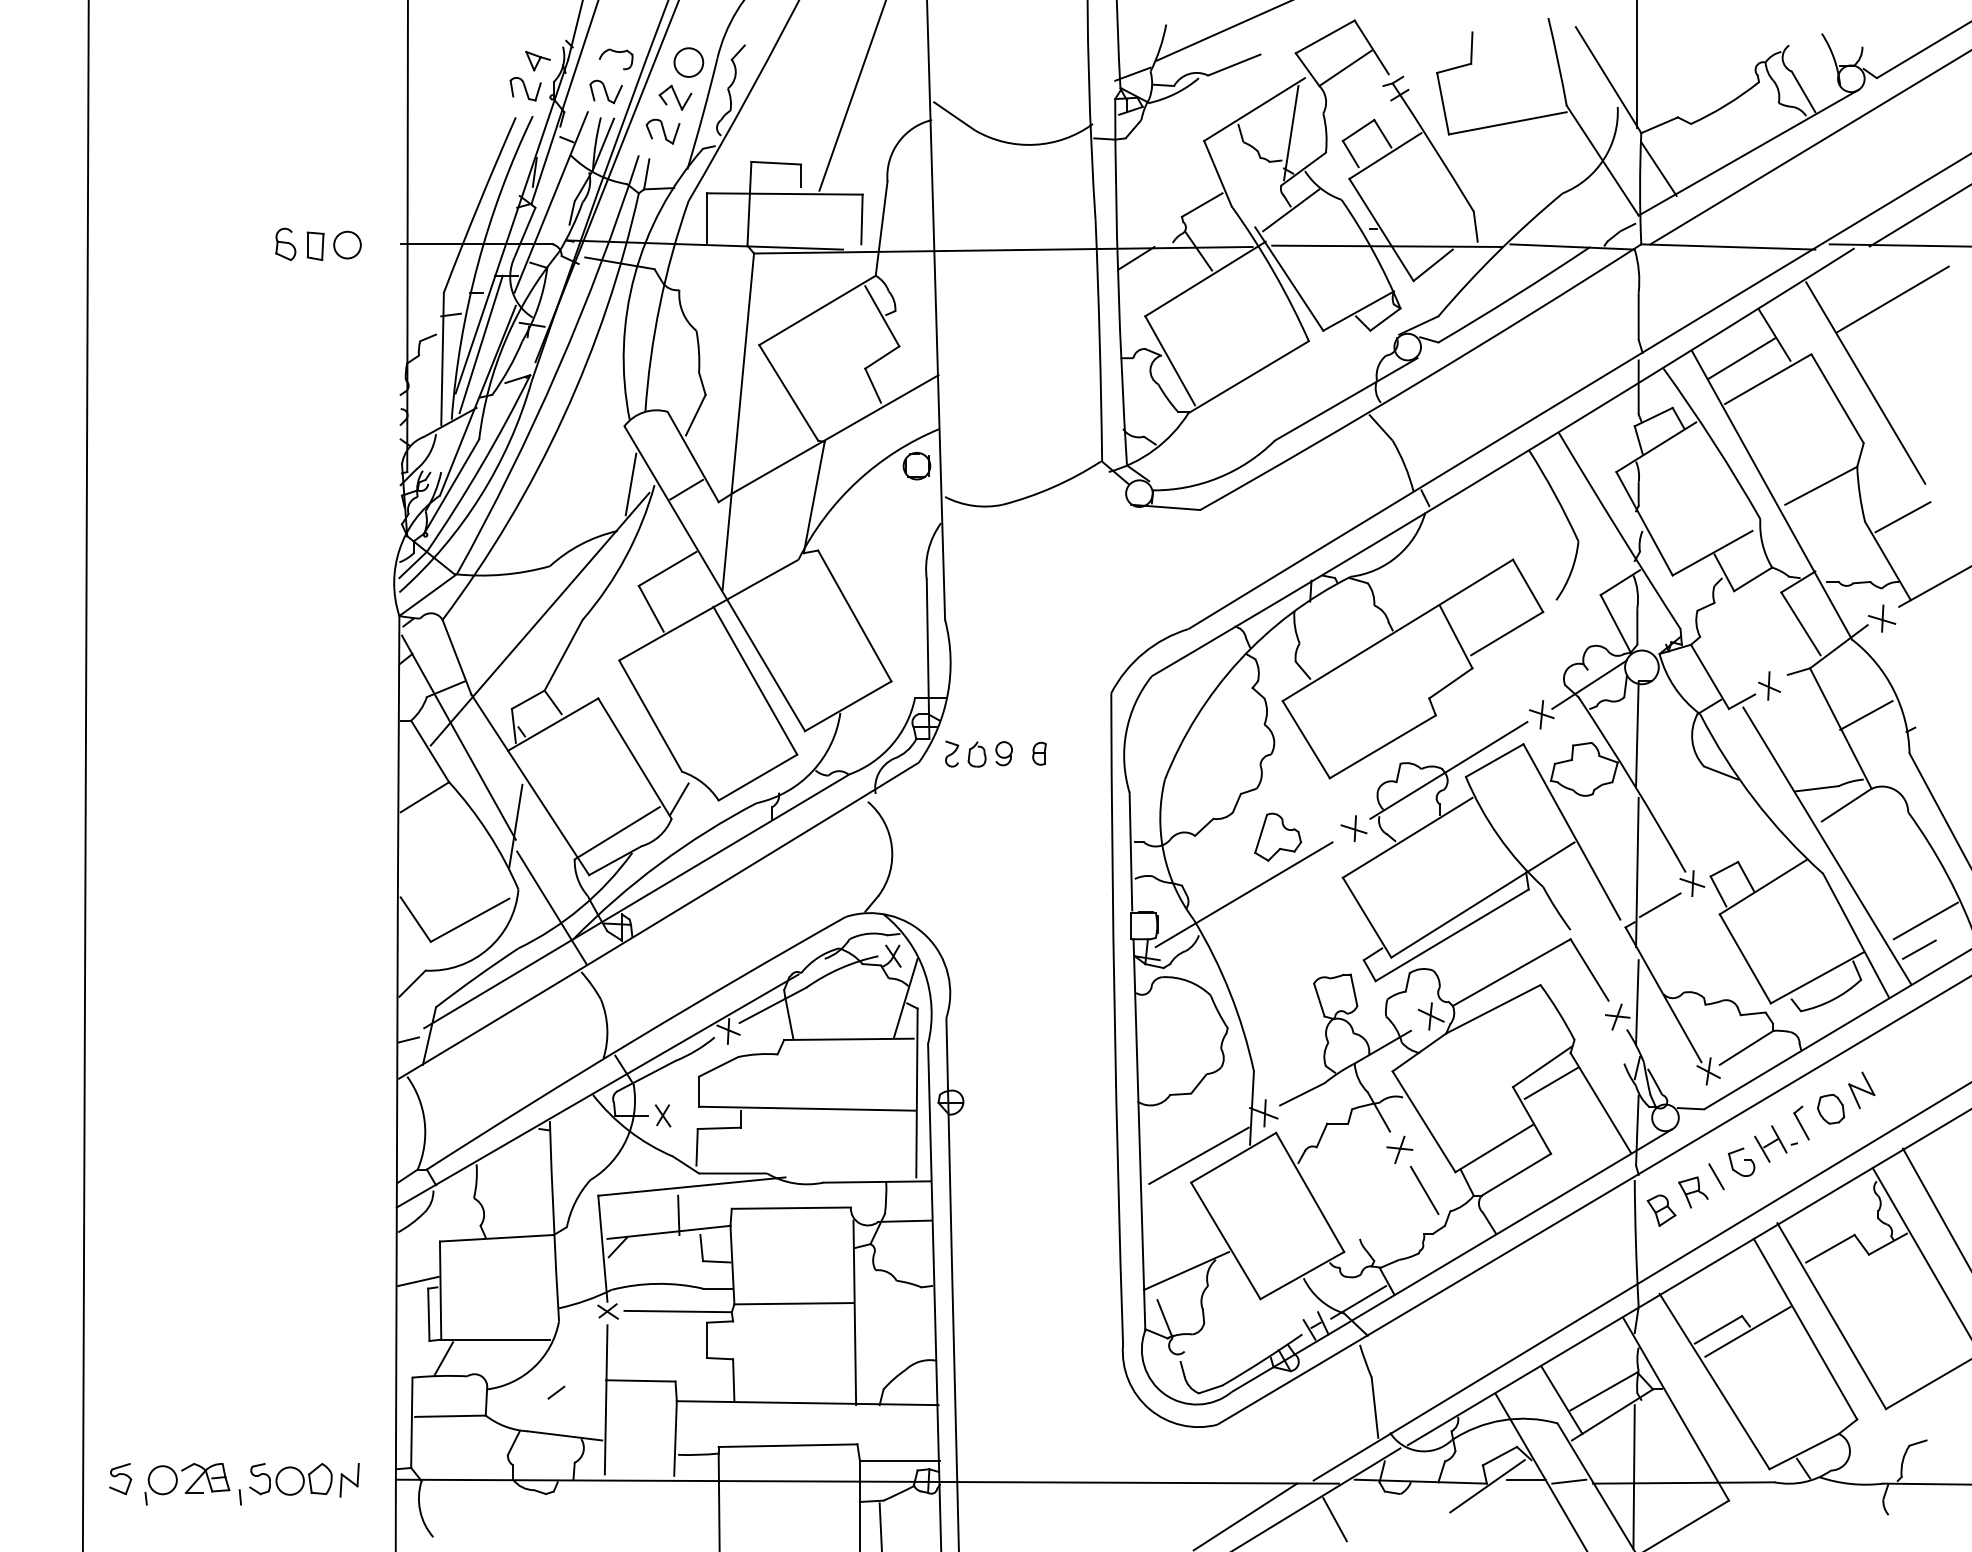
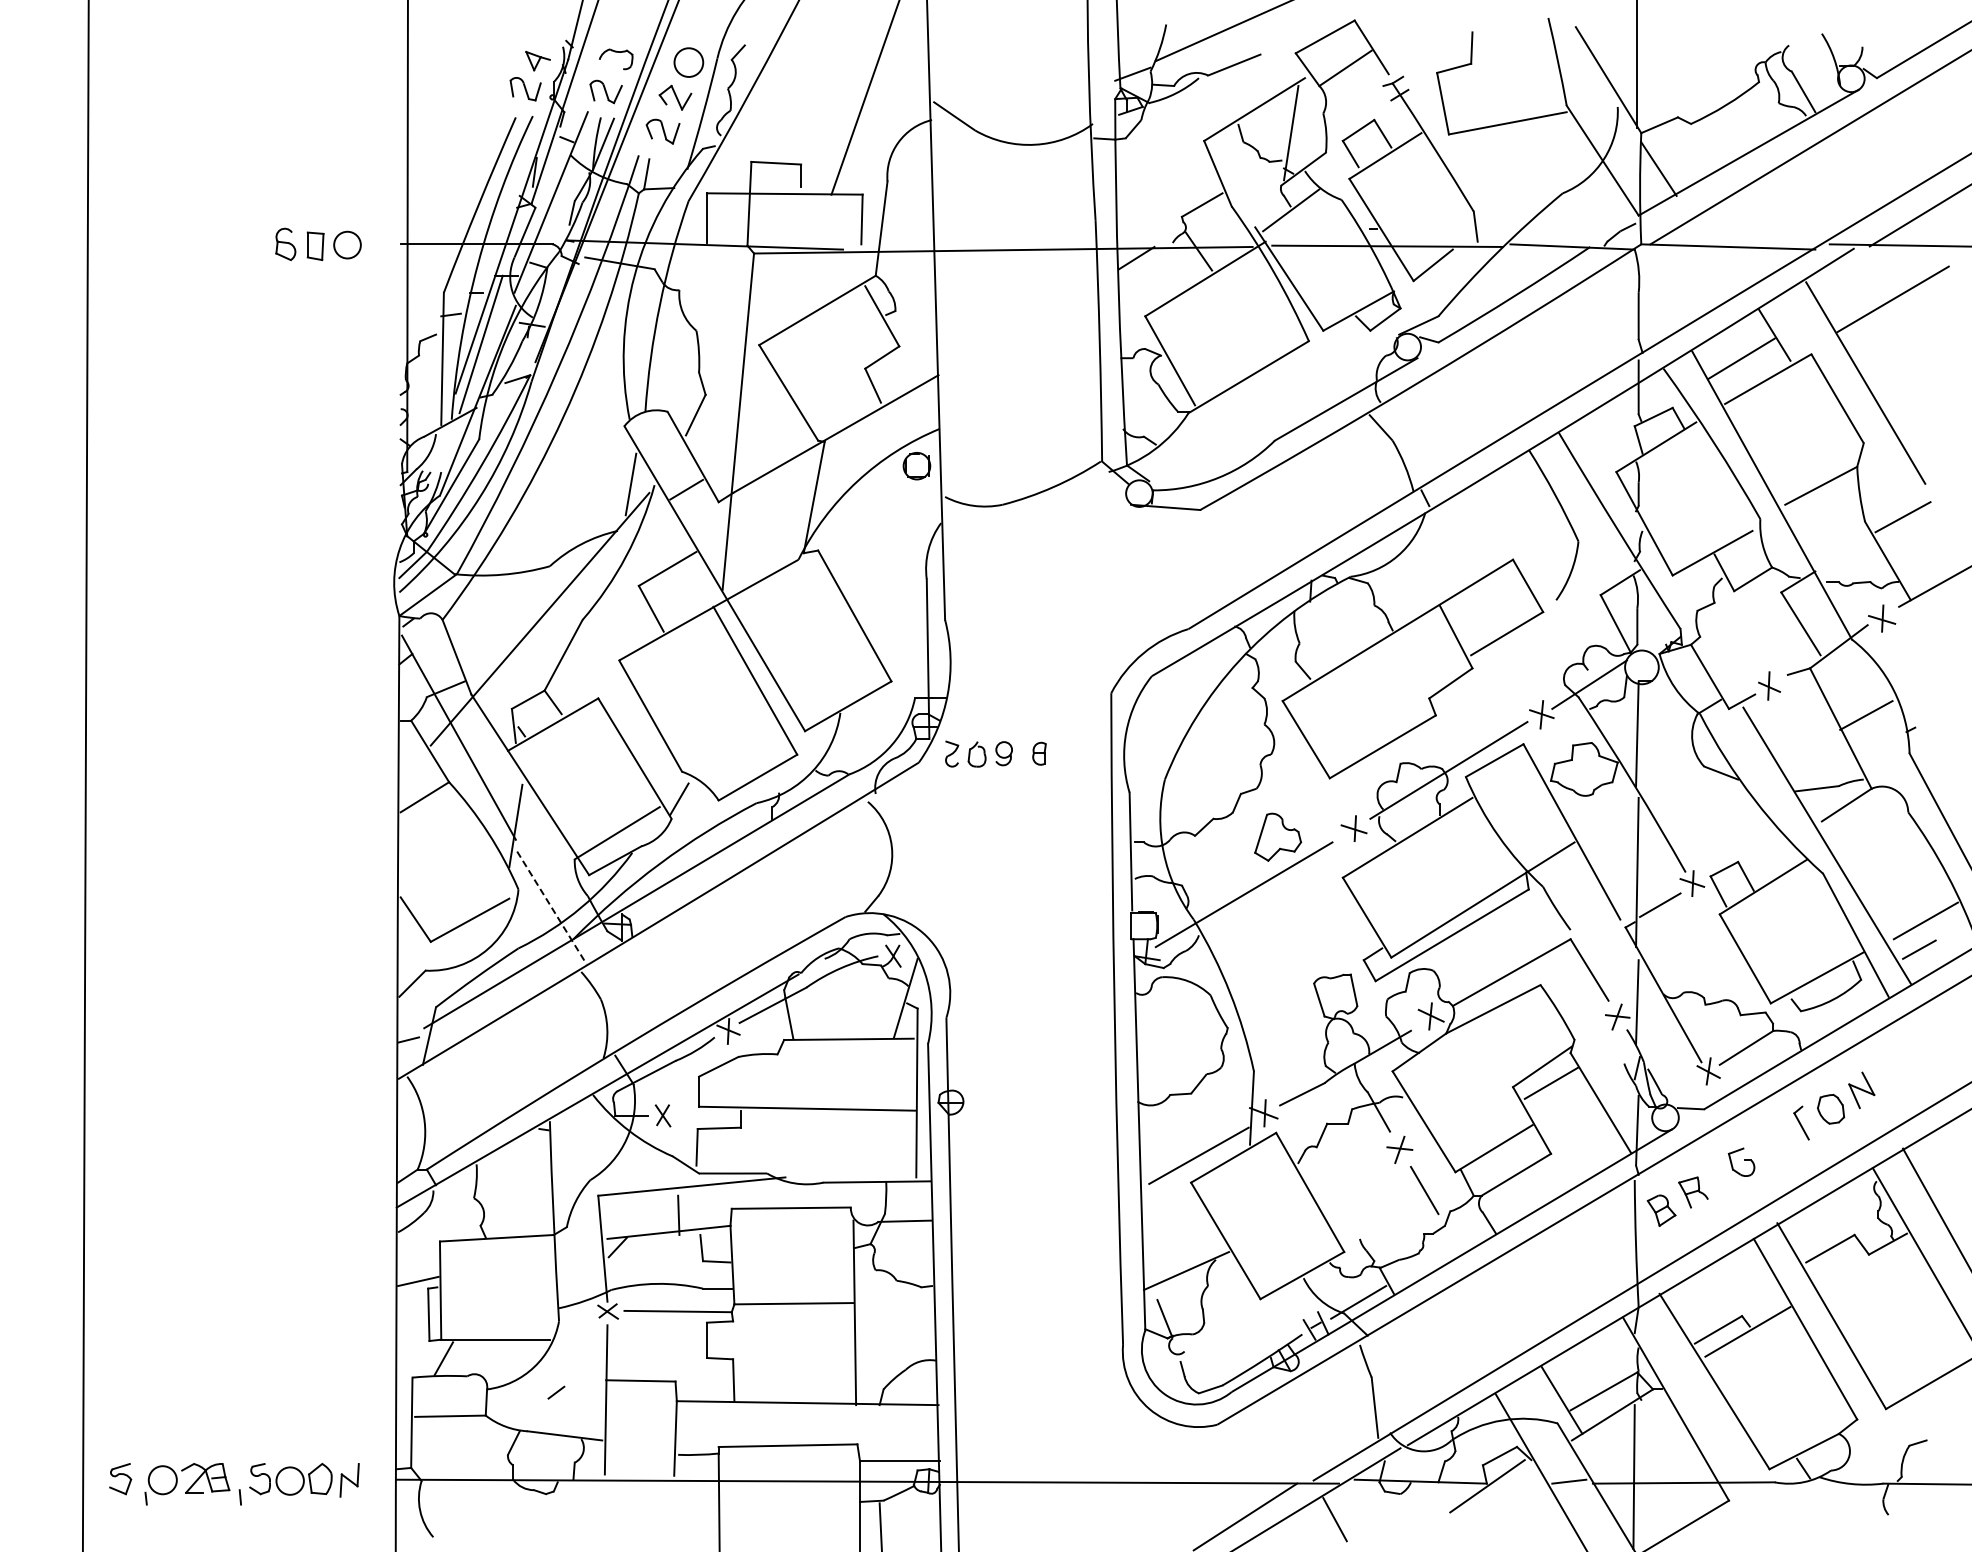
line position: (852, 96) -> (864, 98) (864, 98)
line: solid -> dashed (552, 908)
part: present -> none (1775, 1143)
line: present -> none (1716, 1176)
line: present -> none (1525, 1479)
